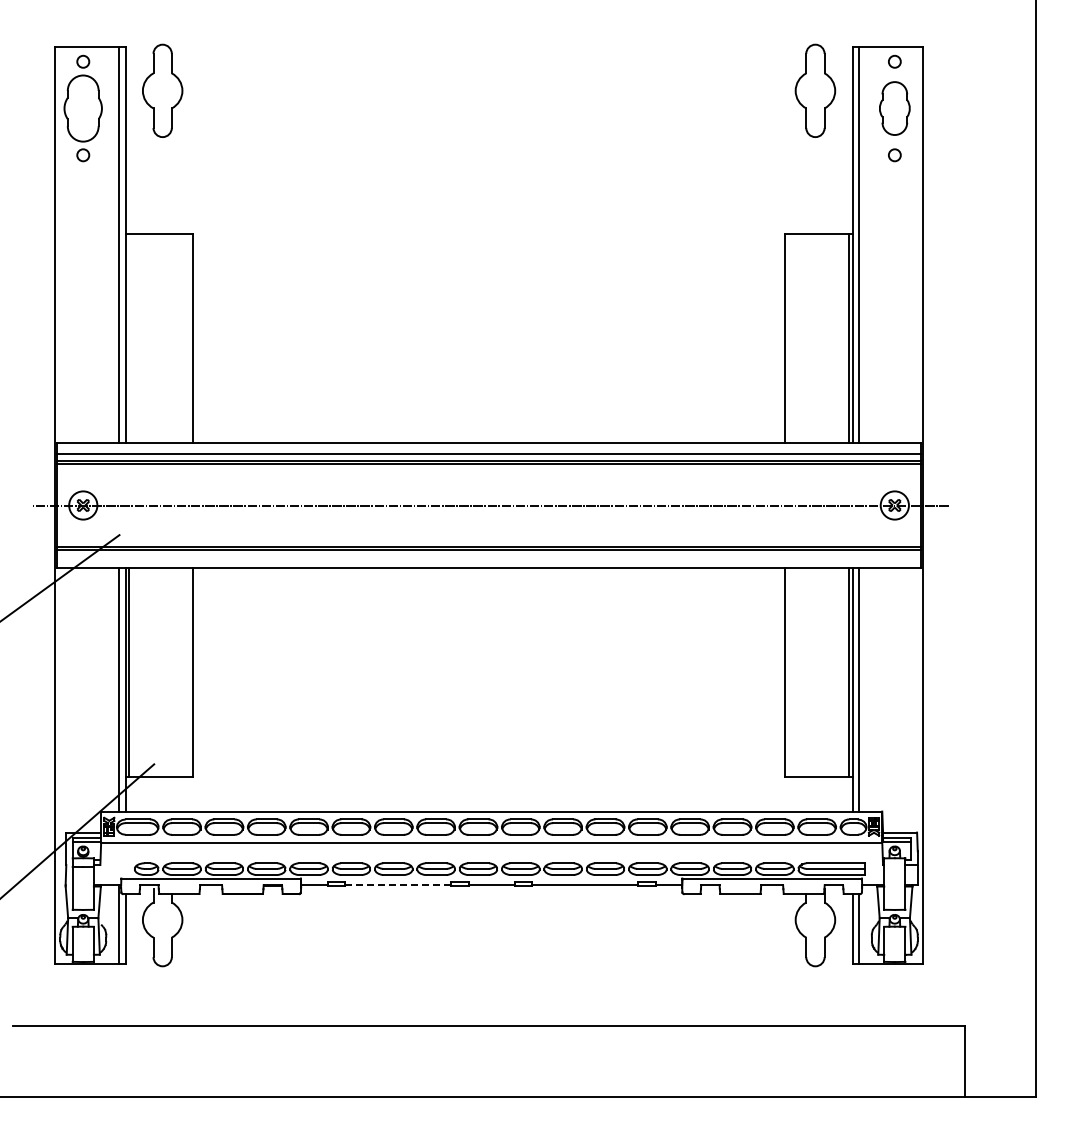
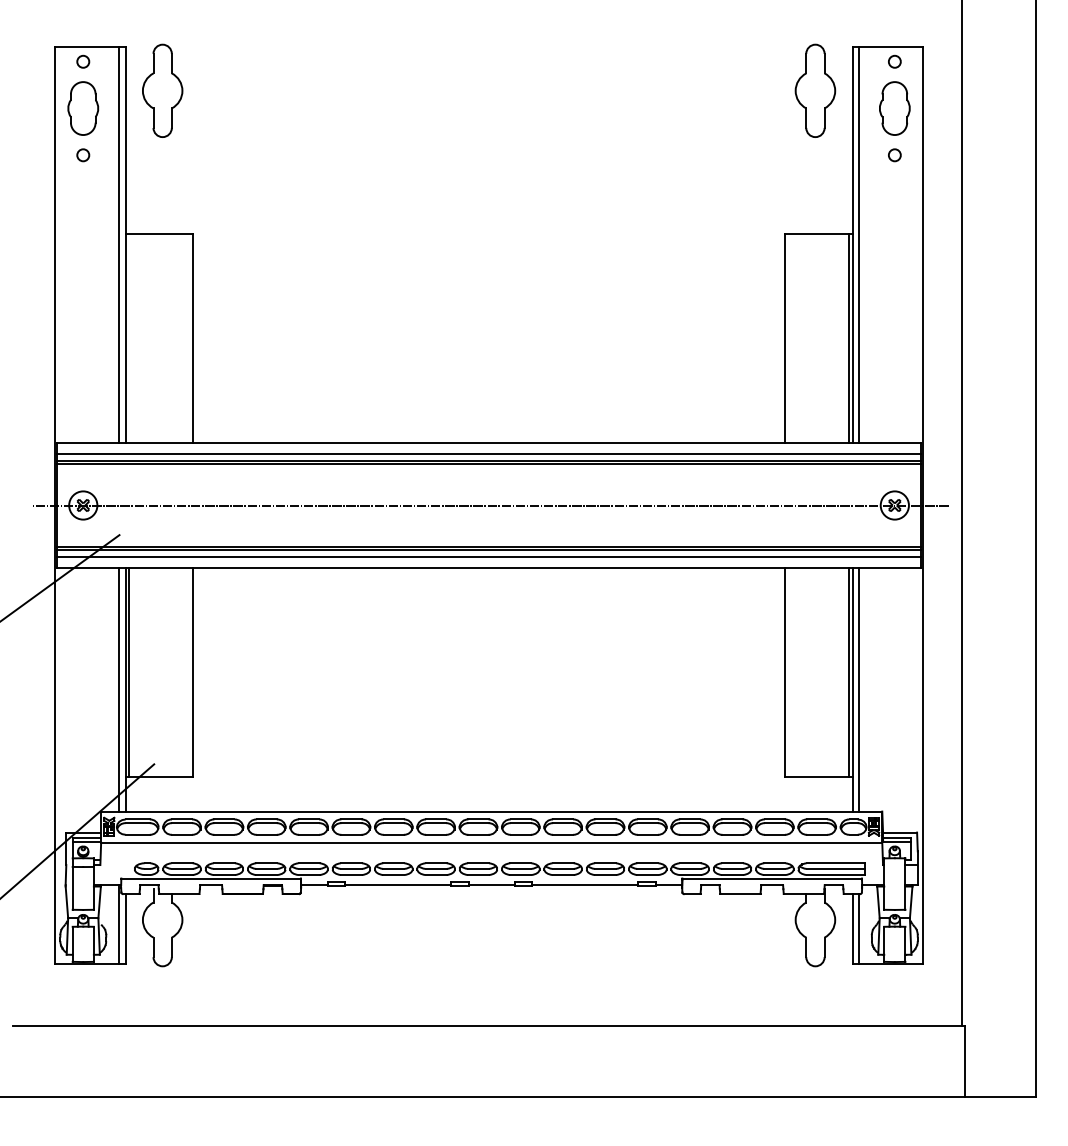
part size: 40x69 px -> 33x55 px (83, 108)
line: none -> present (961, 513)
line: none -> present (488, 556)
line: dashed -> solid (398, 885)
